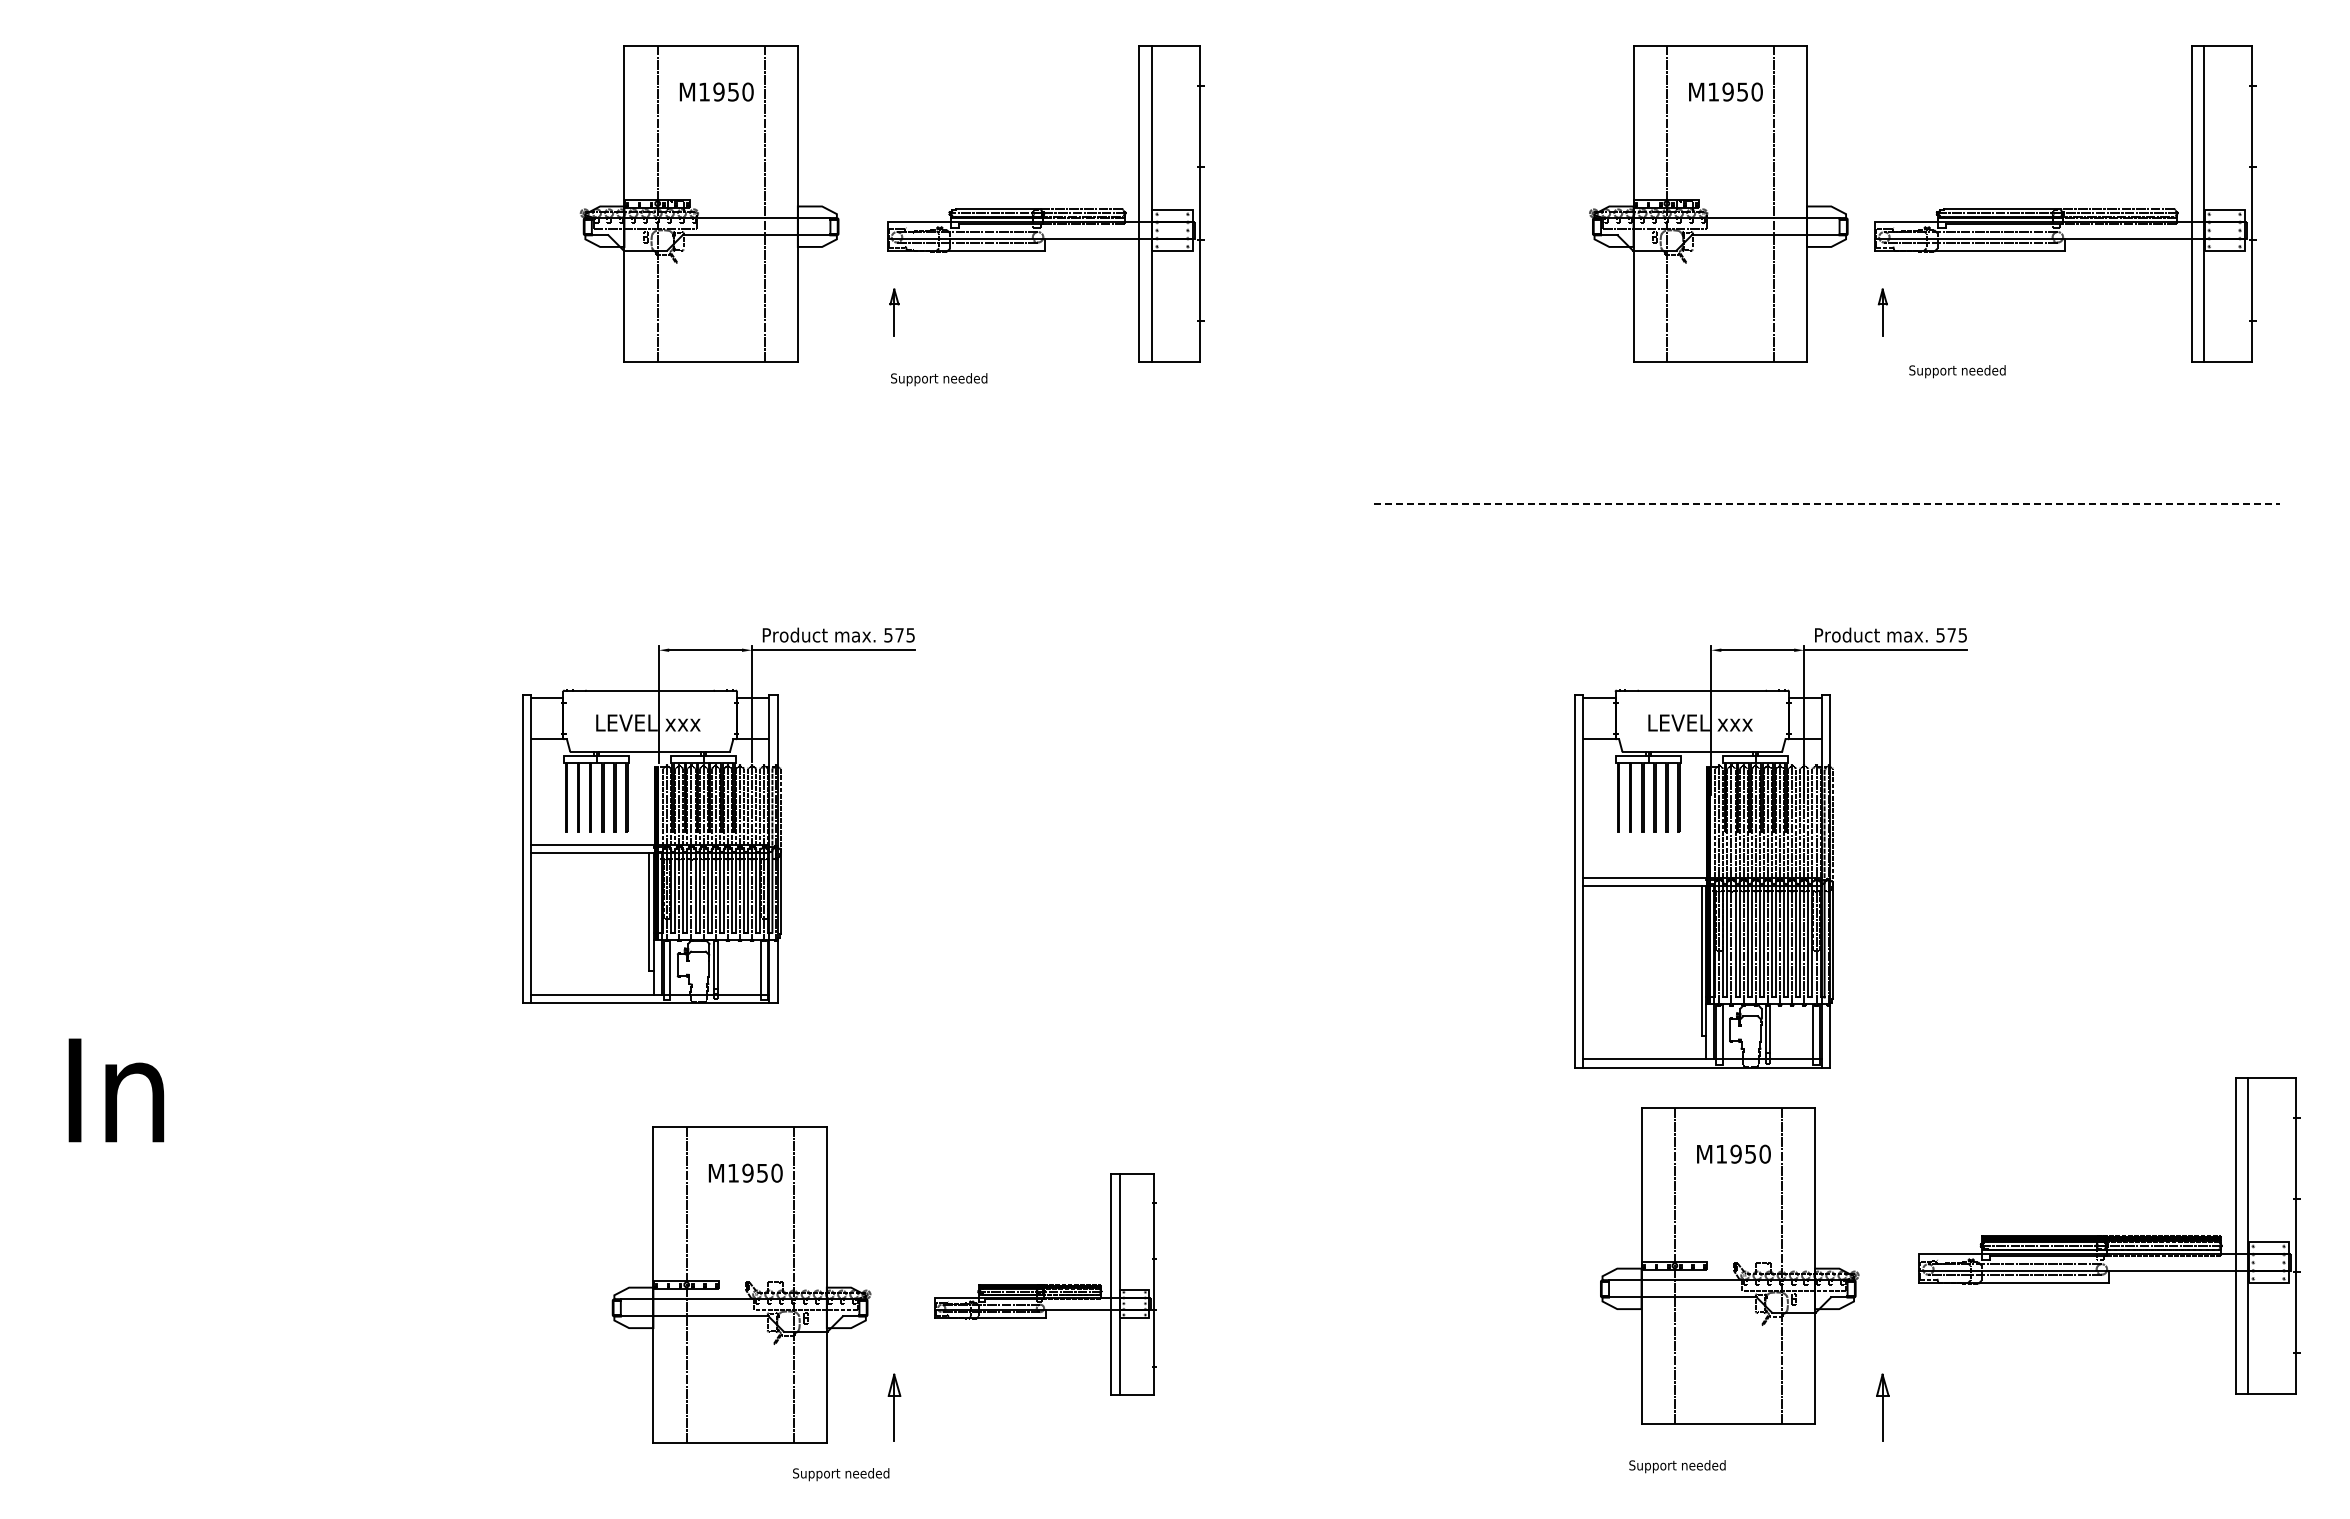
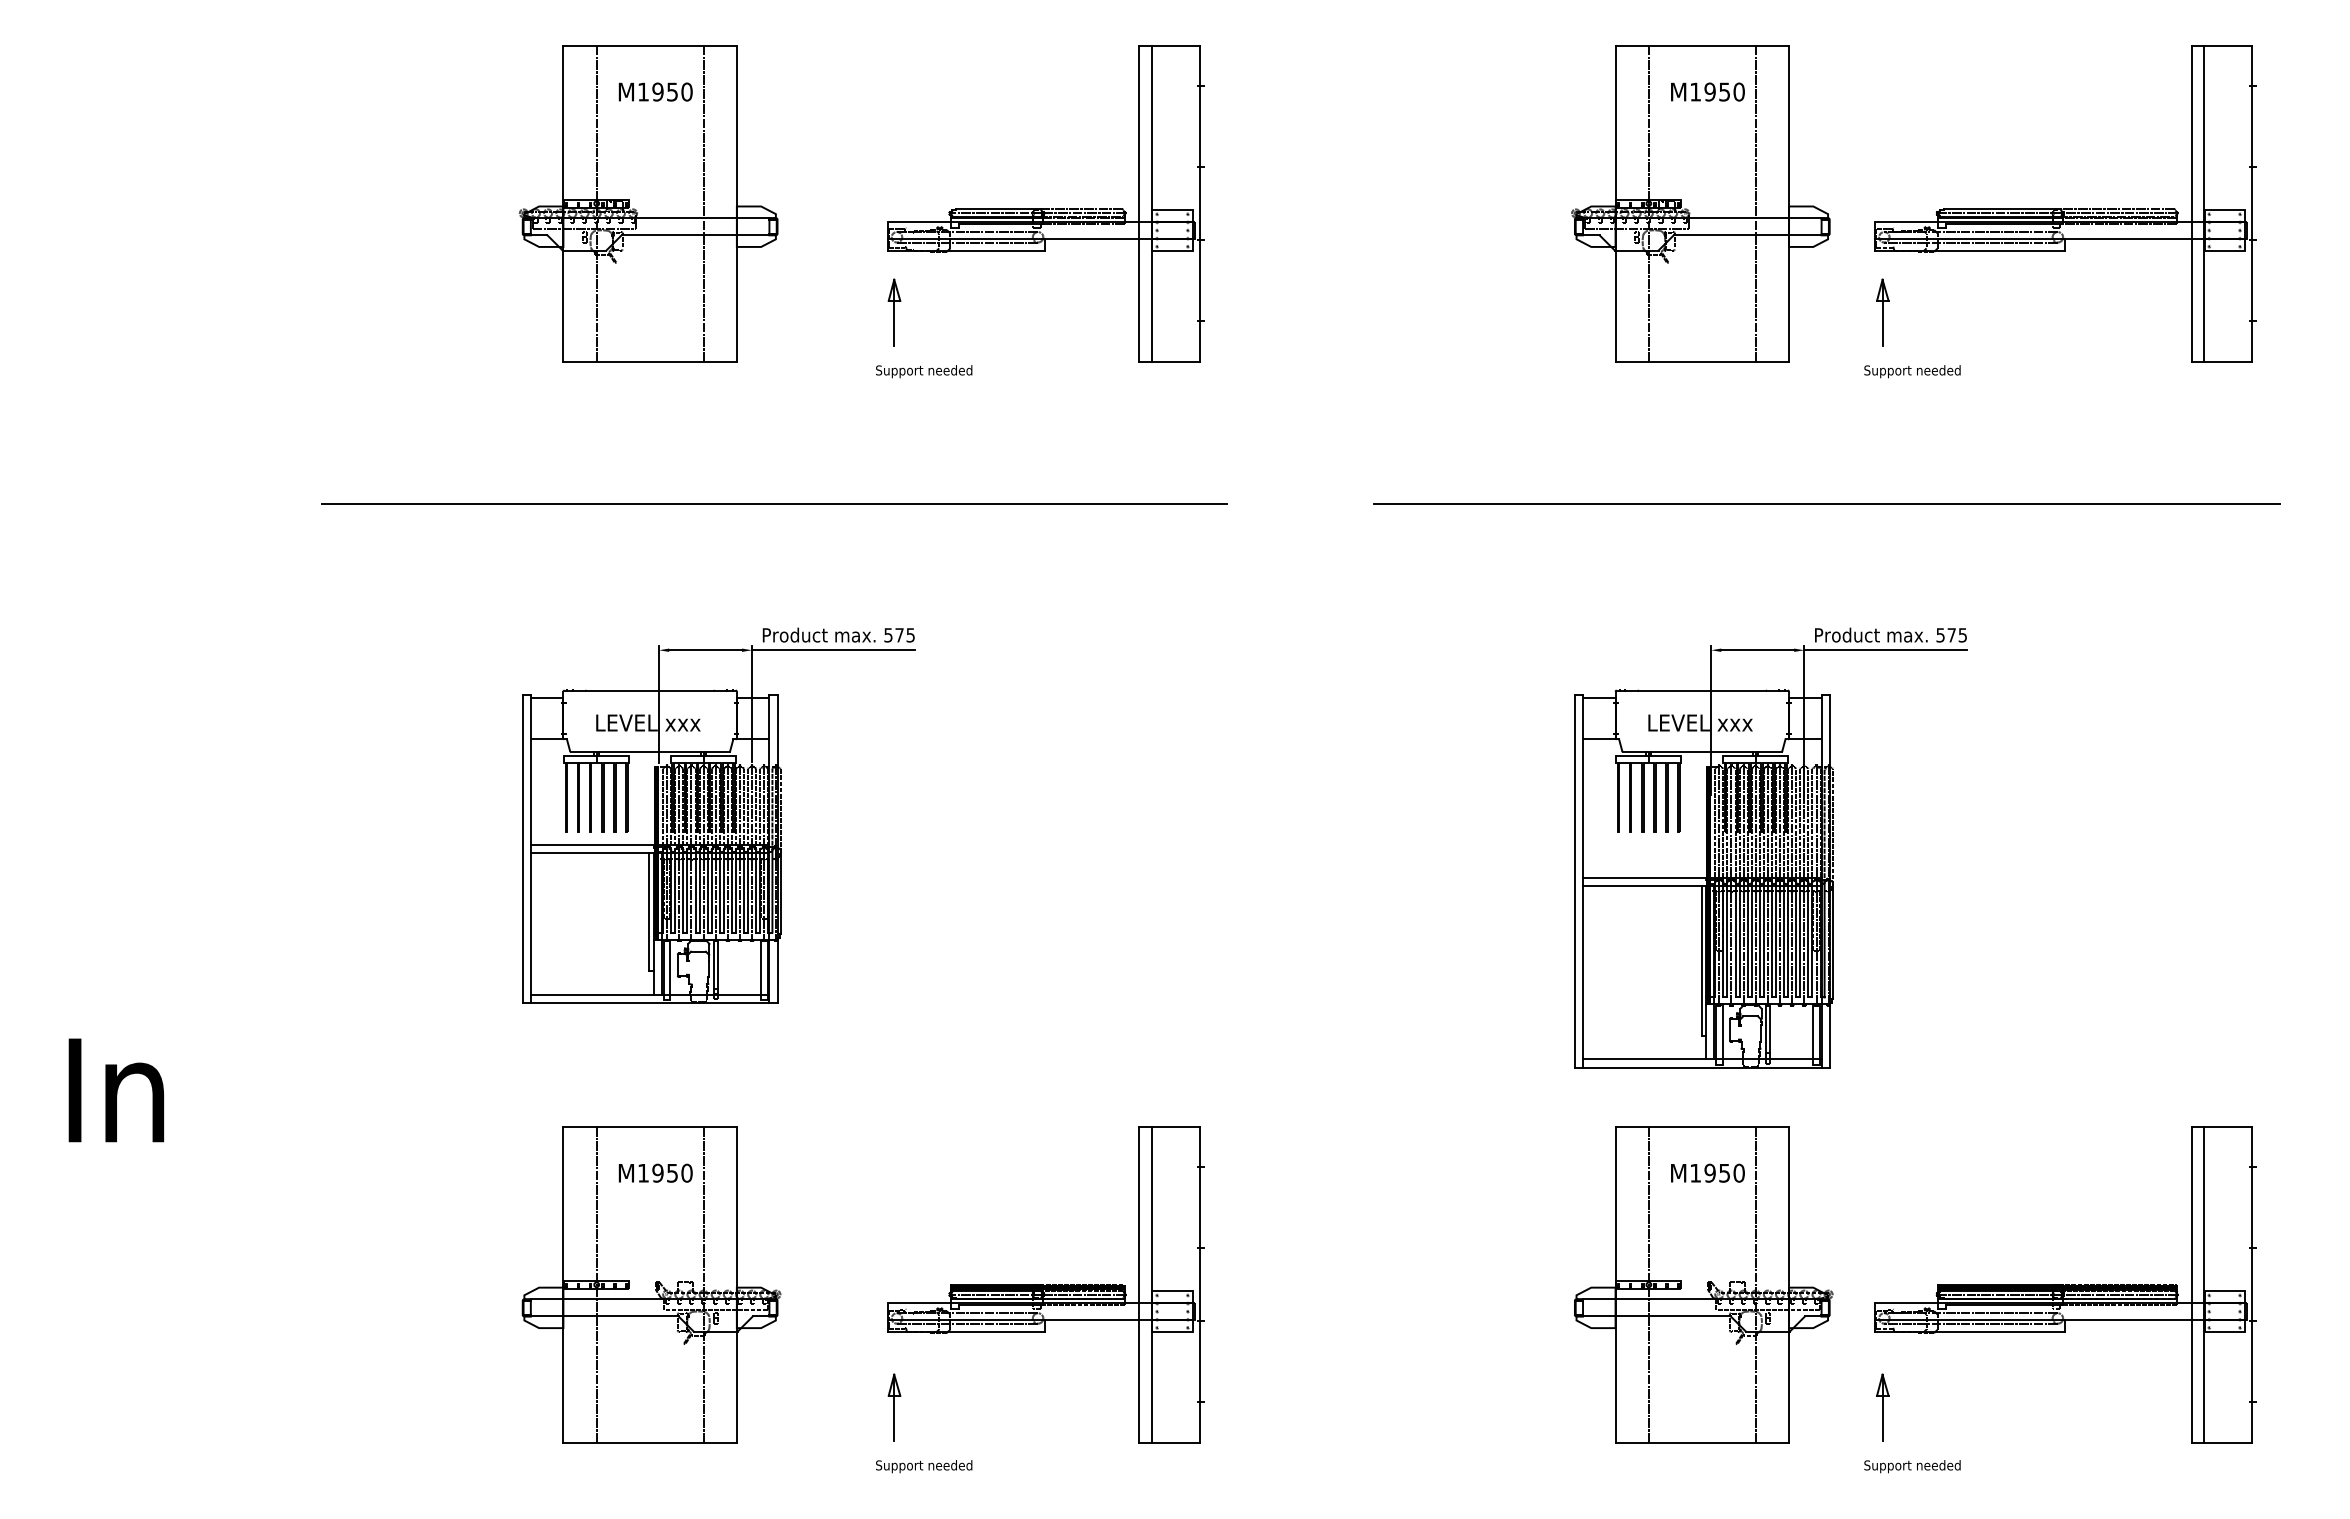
part position: (709, 203) -> (648, 203) (648, 203)
part position: (1718, 203) -> (1700, 203) (1700, 203)
part size: 11x49 px -> 15x69 px (894, 312)
part size: 11x49 px -> 14x69 px (1882, 312)
text position: (1957, 371) -> (1912, 371) (1912, 371)
text position: (939, 379) -> (924, 371) (924, 371)
line: none -> present (774, 504)
line: dashed -> solid (1826, 504)
part position: (2109, 1235) -> (2065, 1284) (2065, 1284)
part position: (1729, 1265) -> (1703, 1284) (1703, 1284)
part position: (741, 1284) -> (651, 1284) (651, 1284)
part size: 223x223 px -> 318x318 px (1045, 1284)
text position: (1677, 1466) -> (1912, 1466) (1912, 1466)
text position: (841, 1474) -> (924, 1466) (924, 1466)
